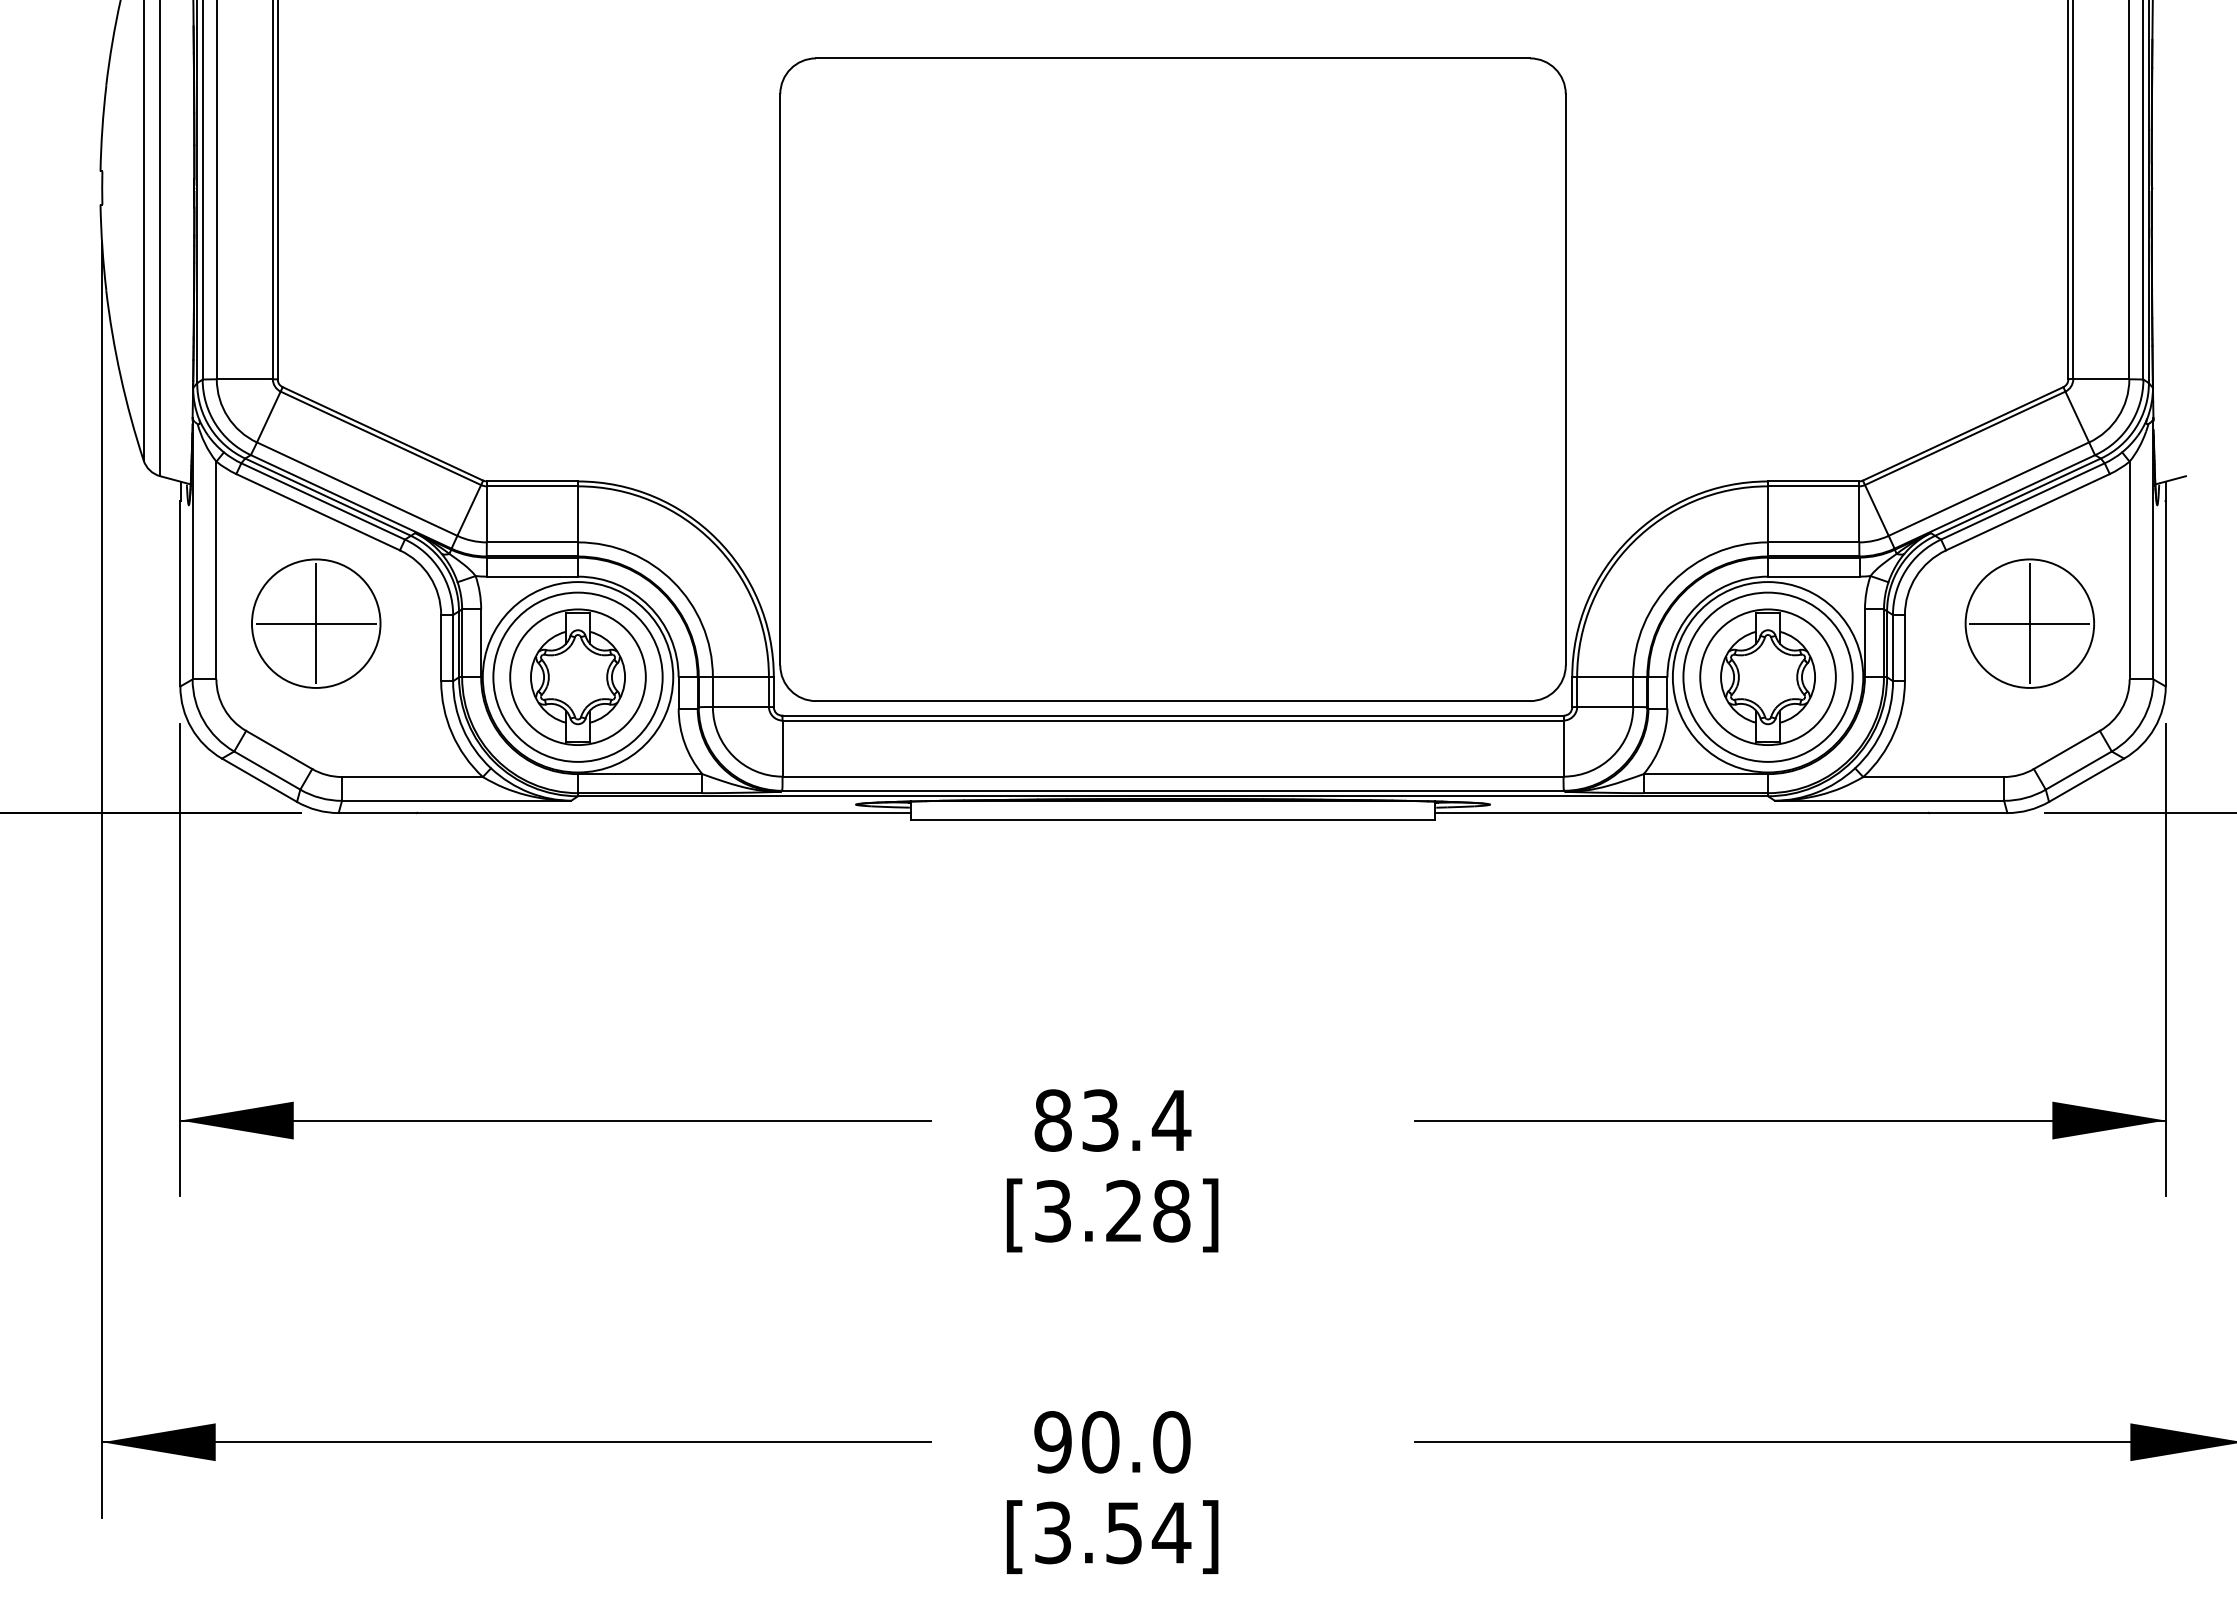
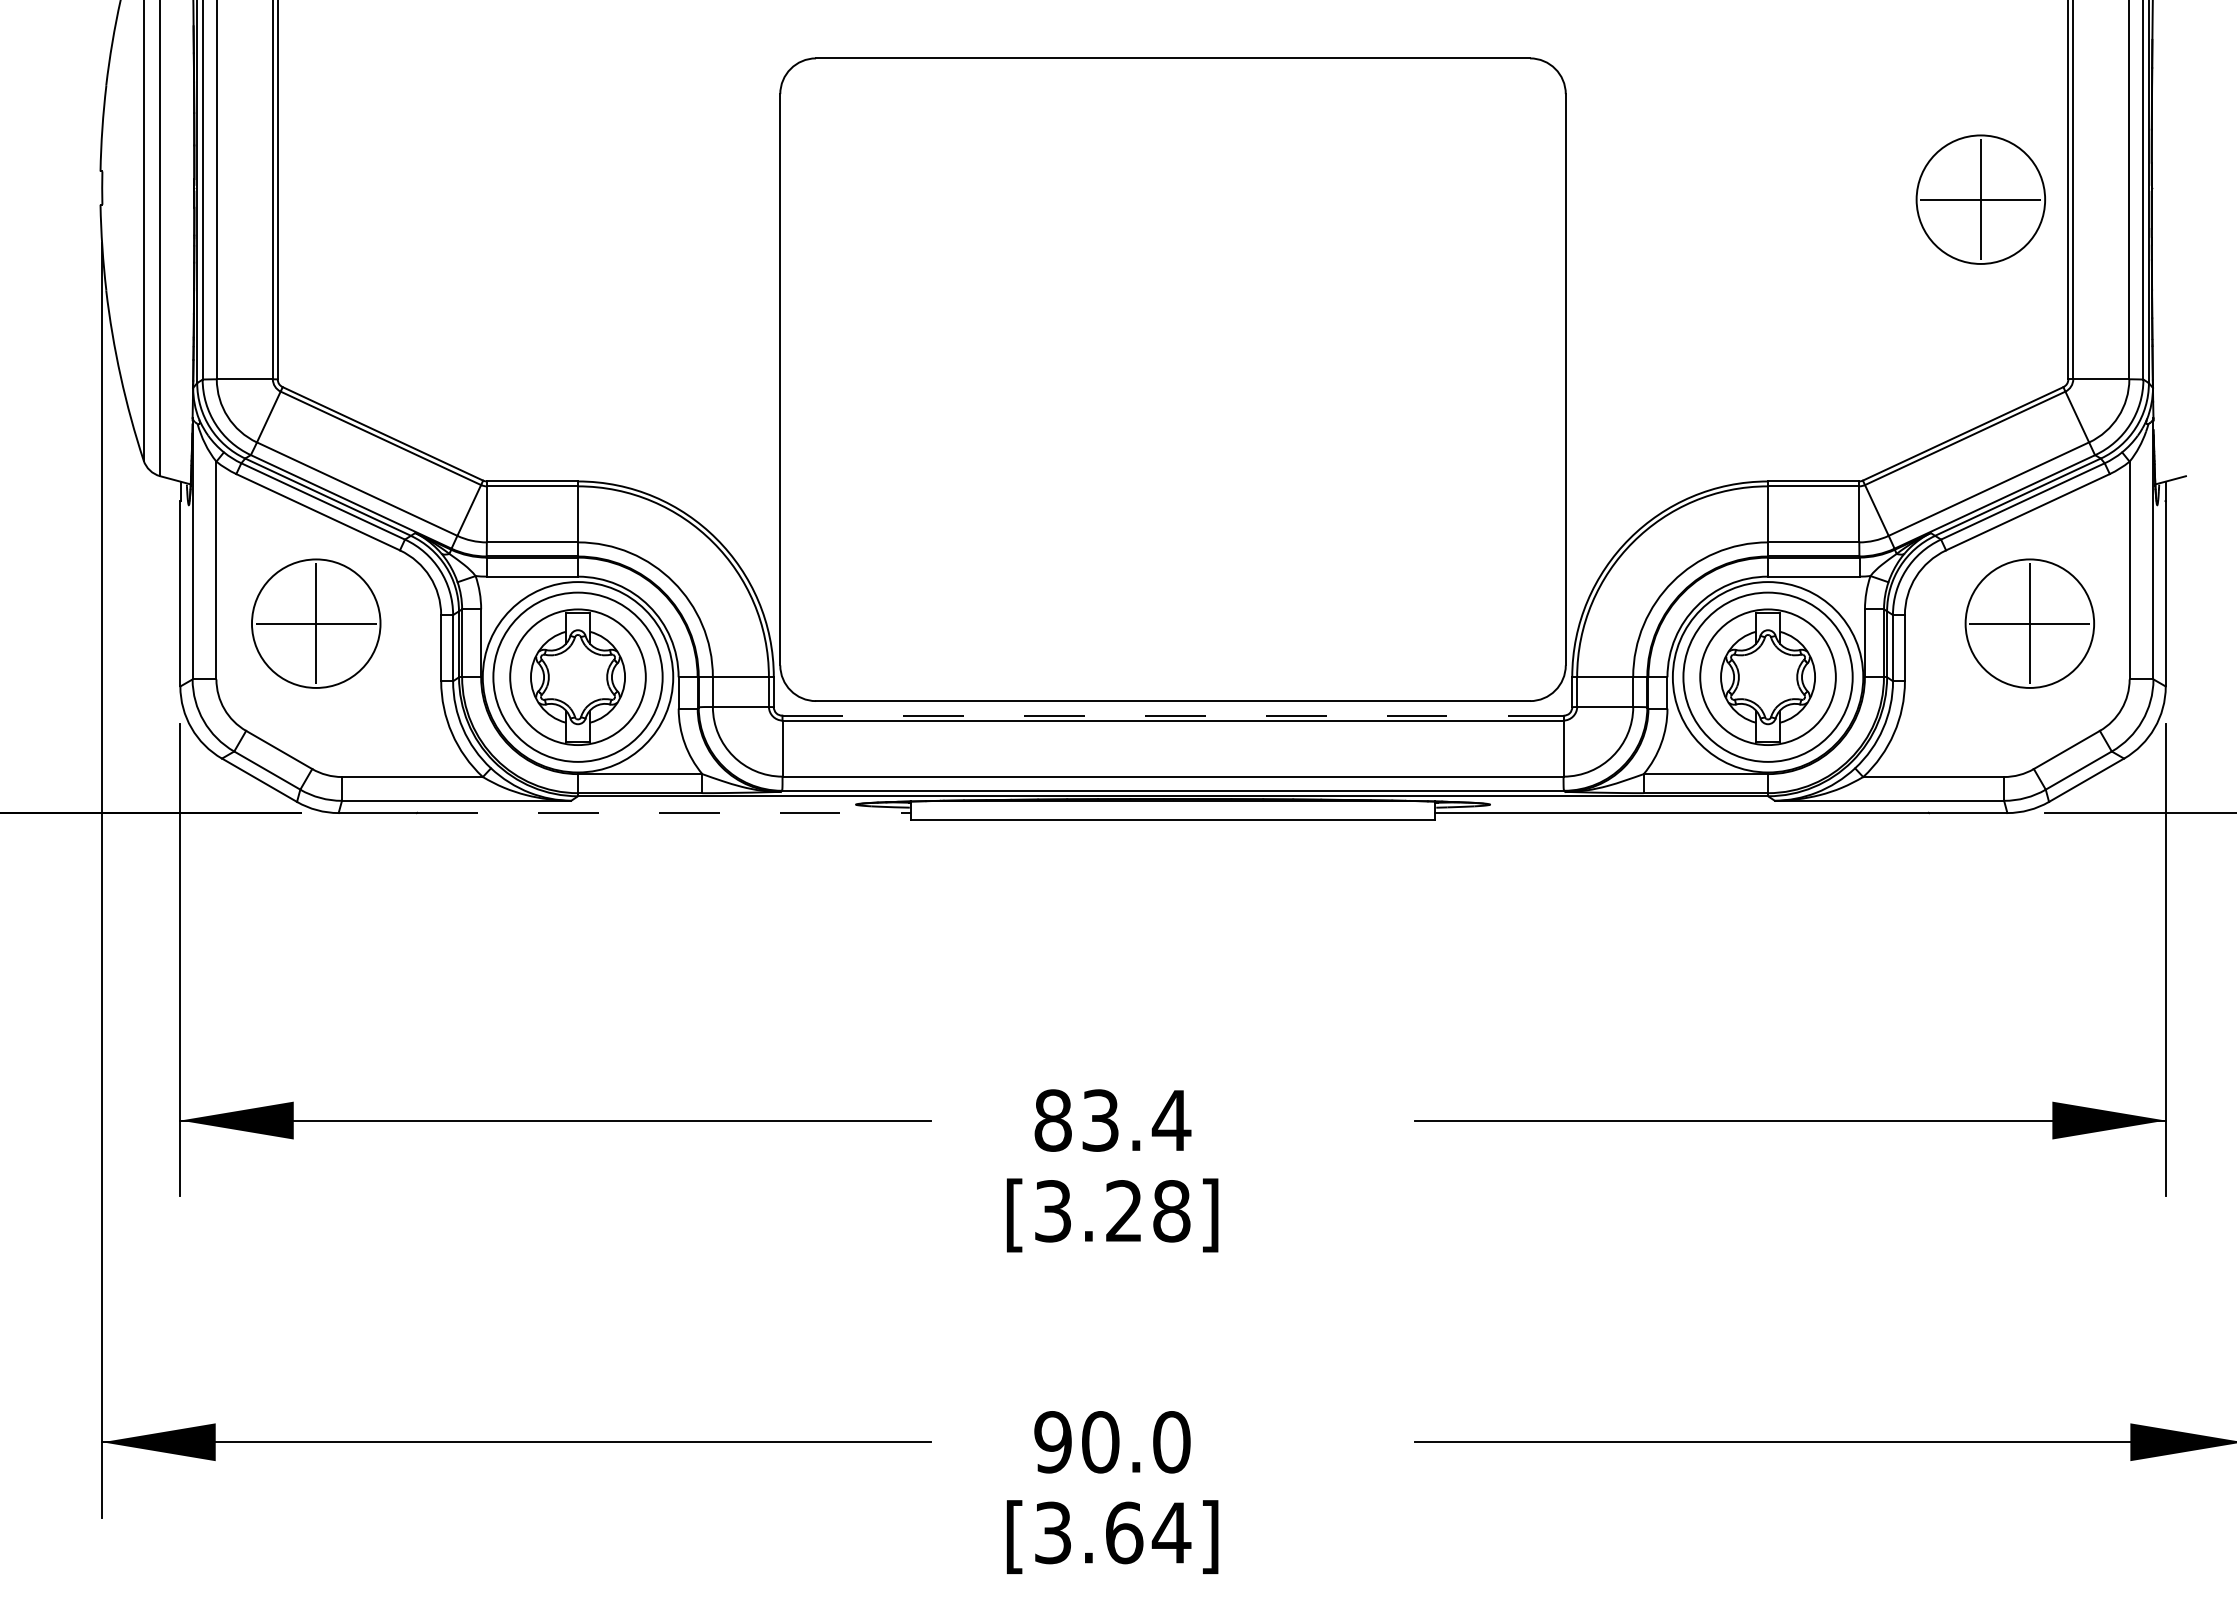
part: none -> present (1980, 199)
line: solid -> dashed (1173, 715)
line: solid -> dashed (664, 812)
text: [3.54] -> [3.64] (1124, 1532)
